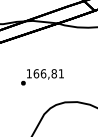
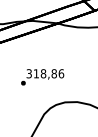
text: 166,81 -> 318,86 (45, 73)
